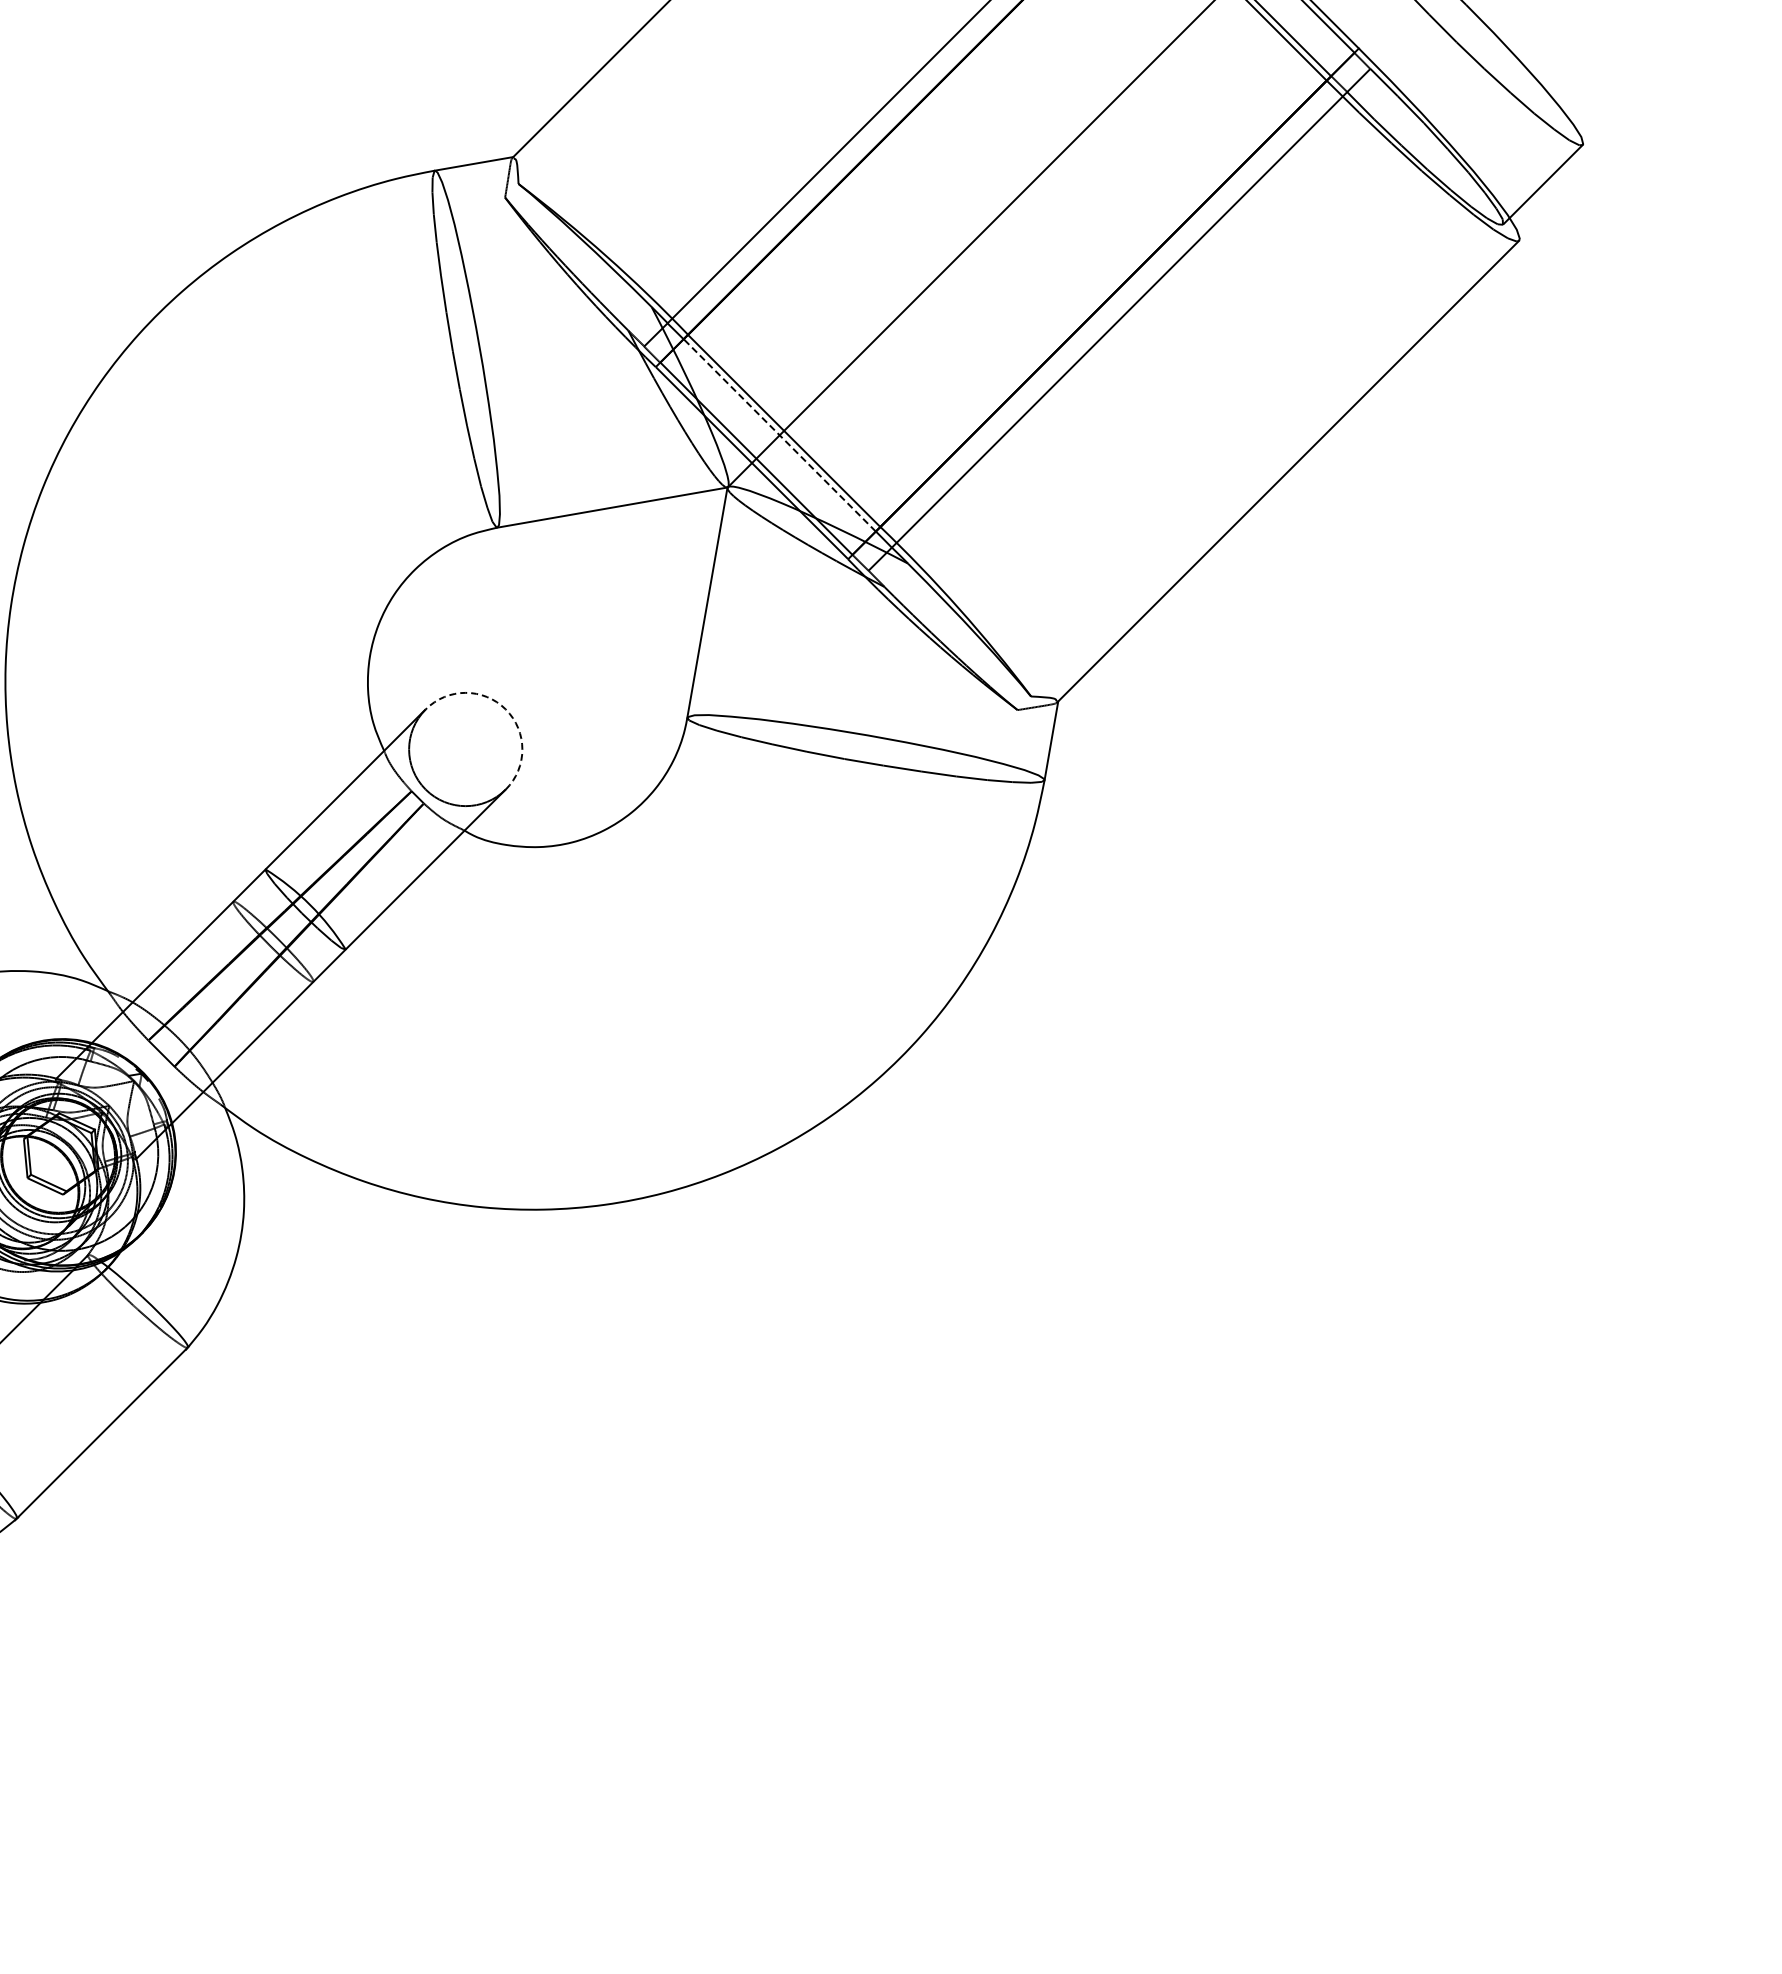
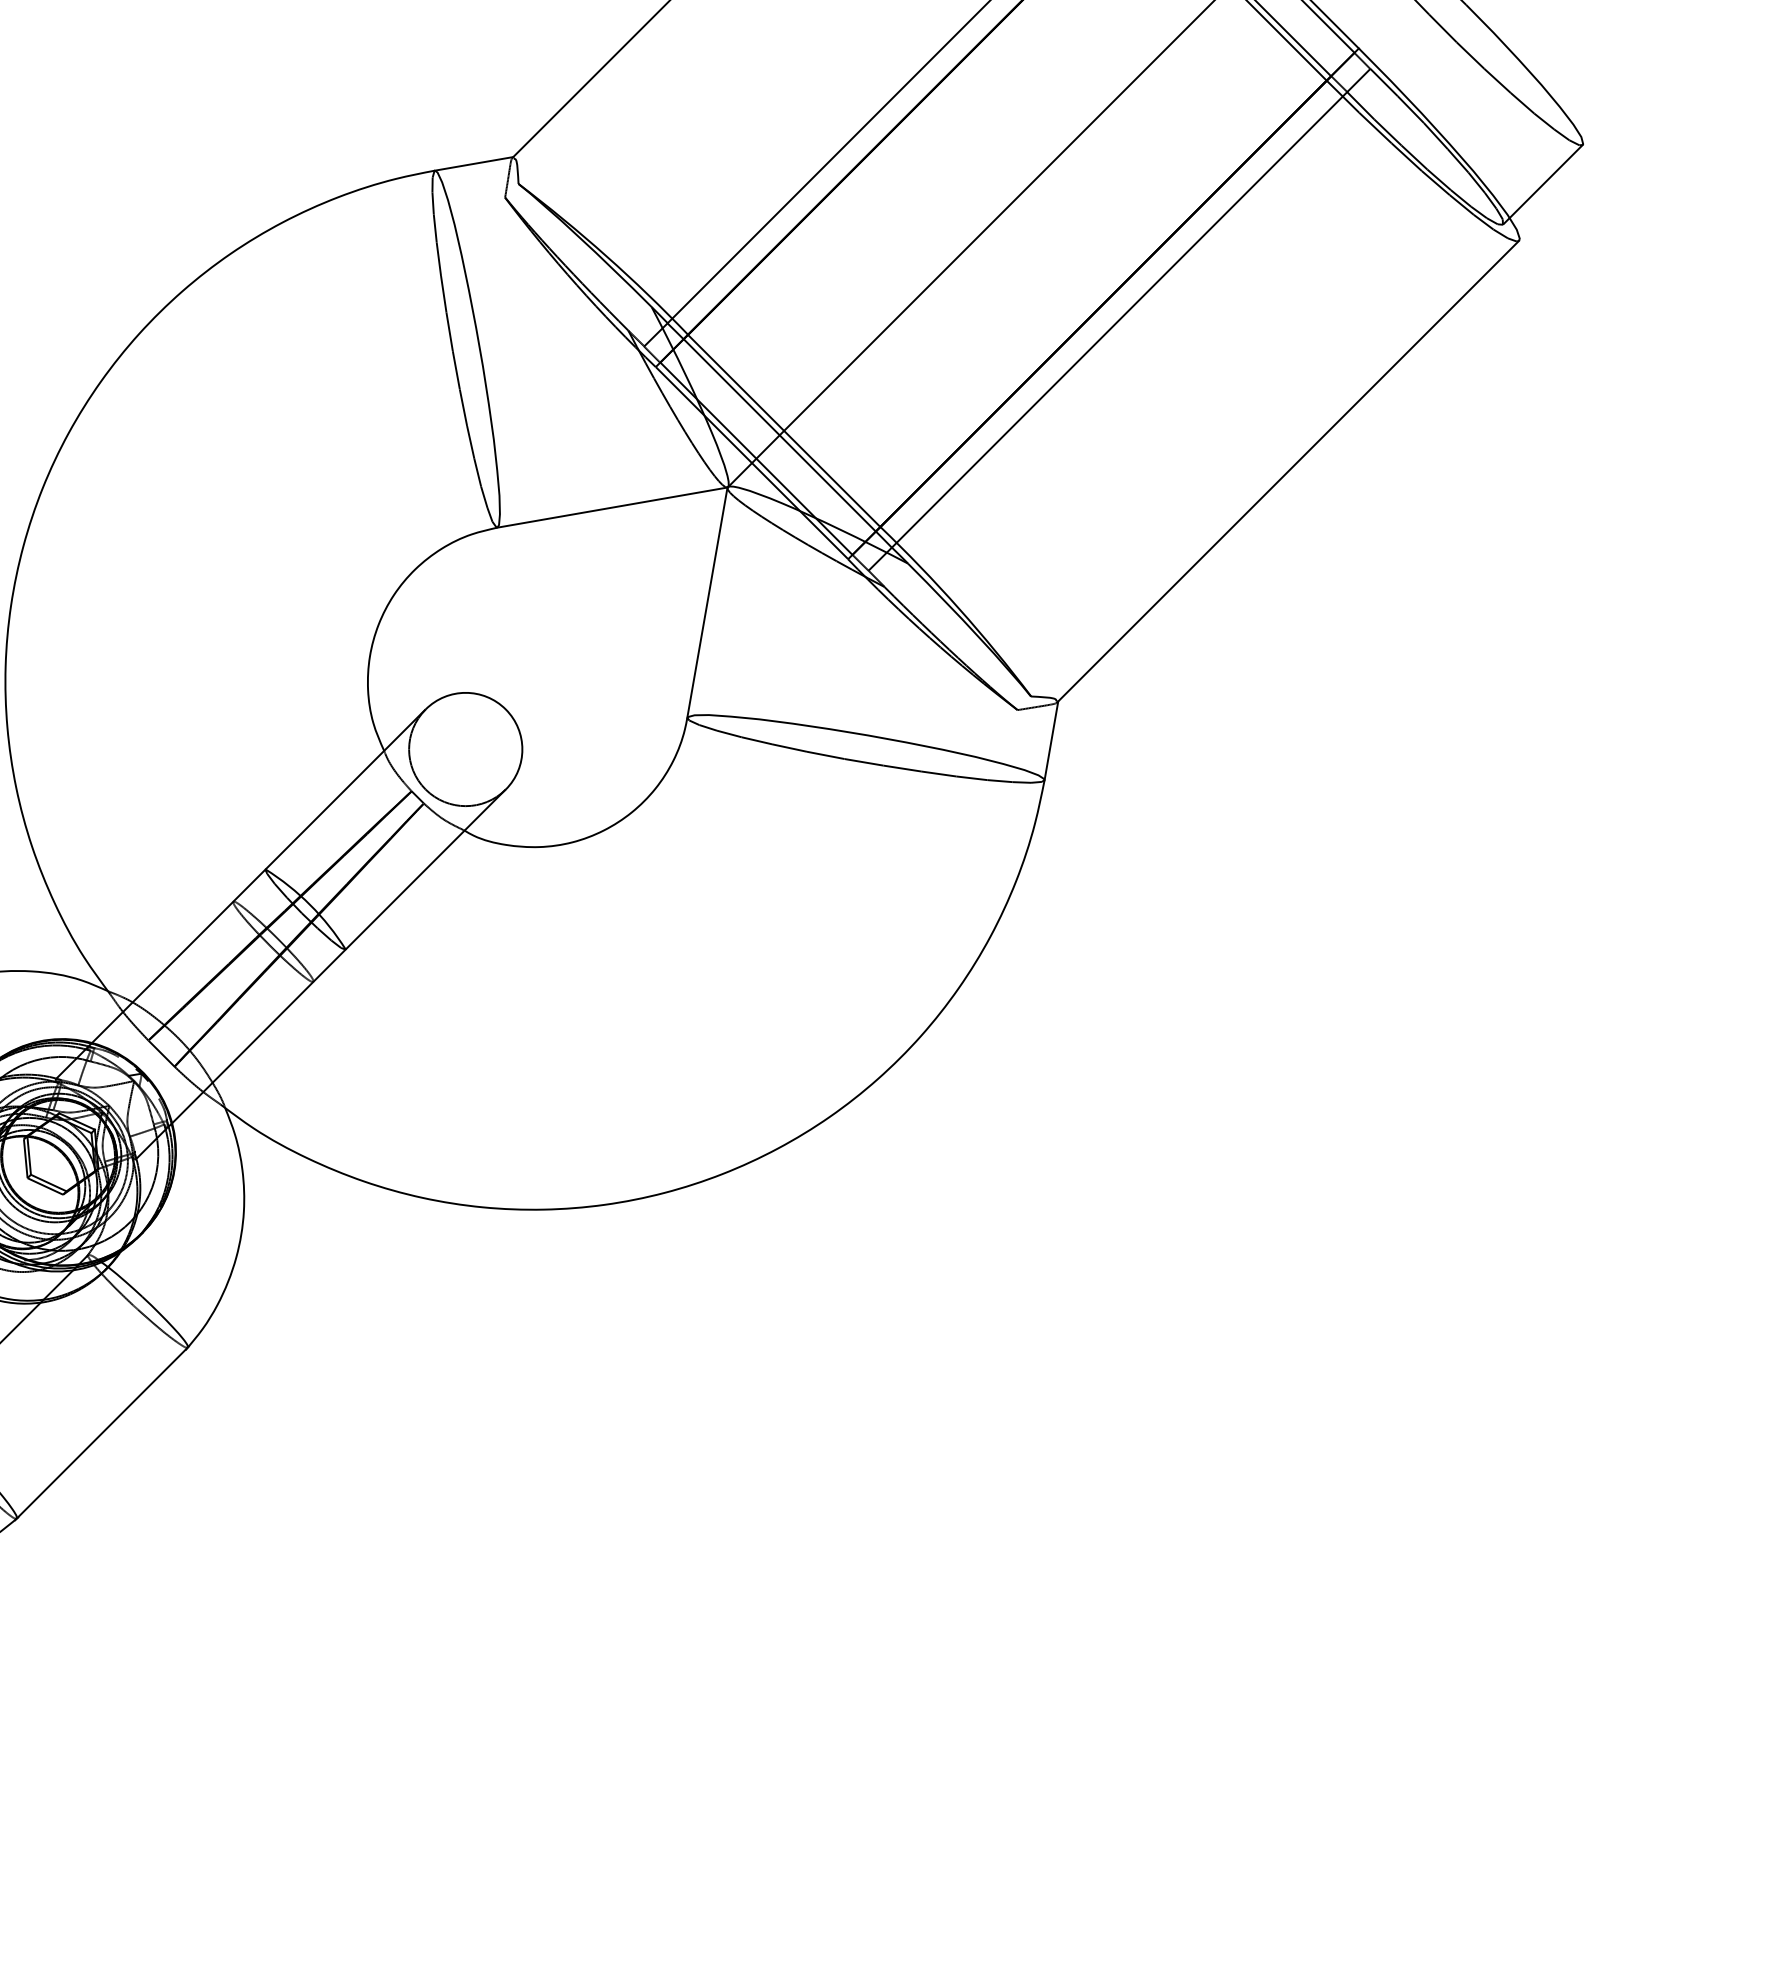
line: dashed -> solid (779, 435)
arc: dashed -> solid (505, 709)
